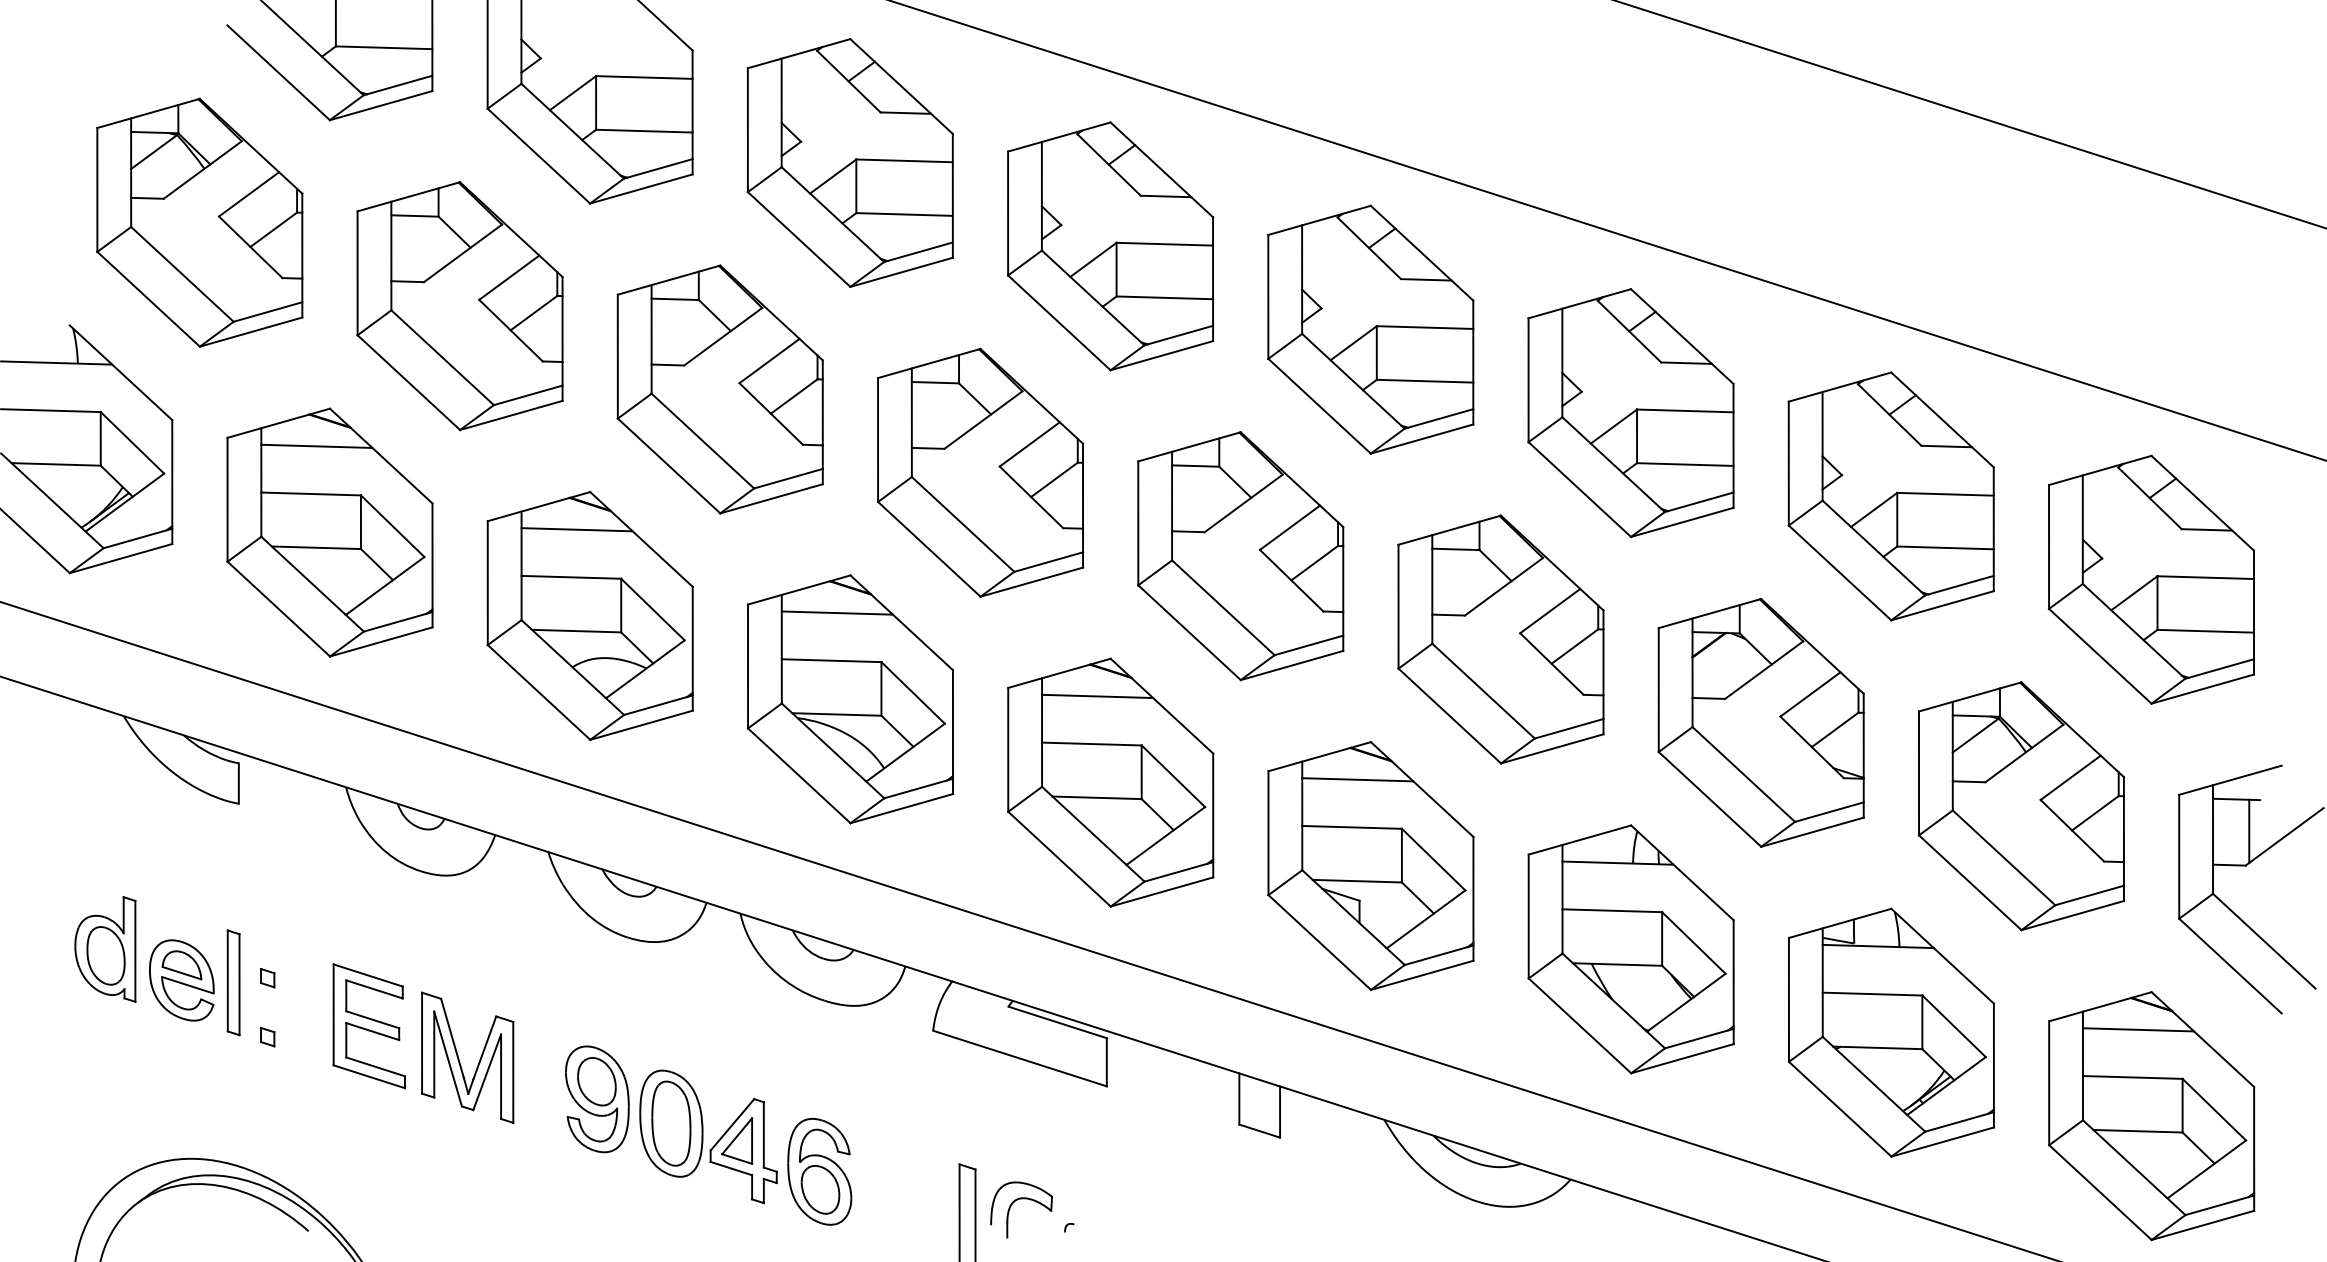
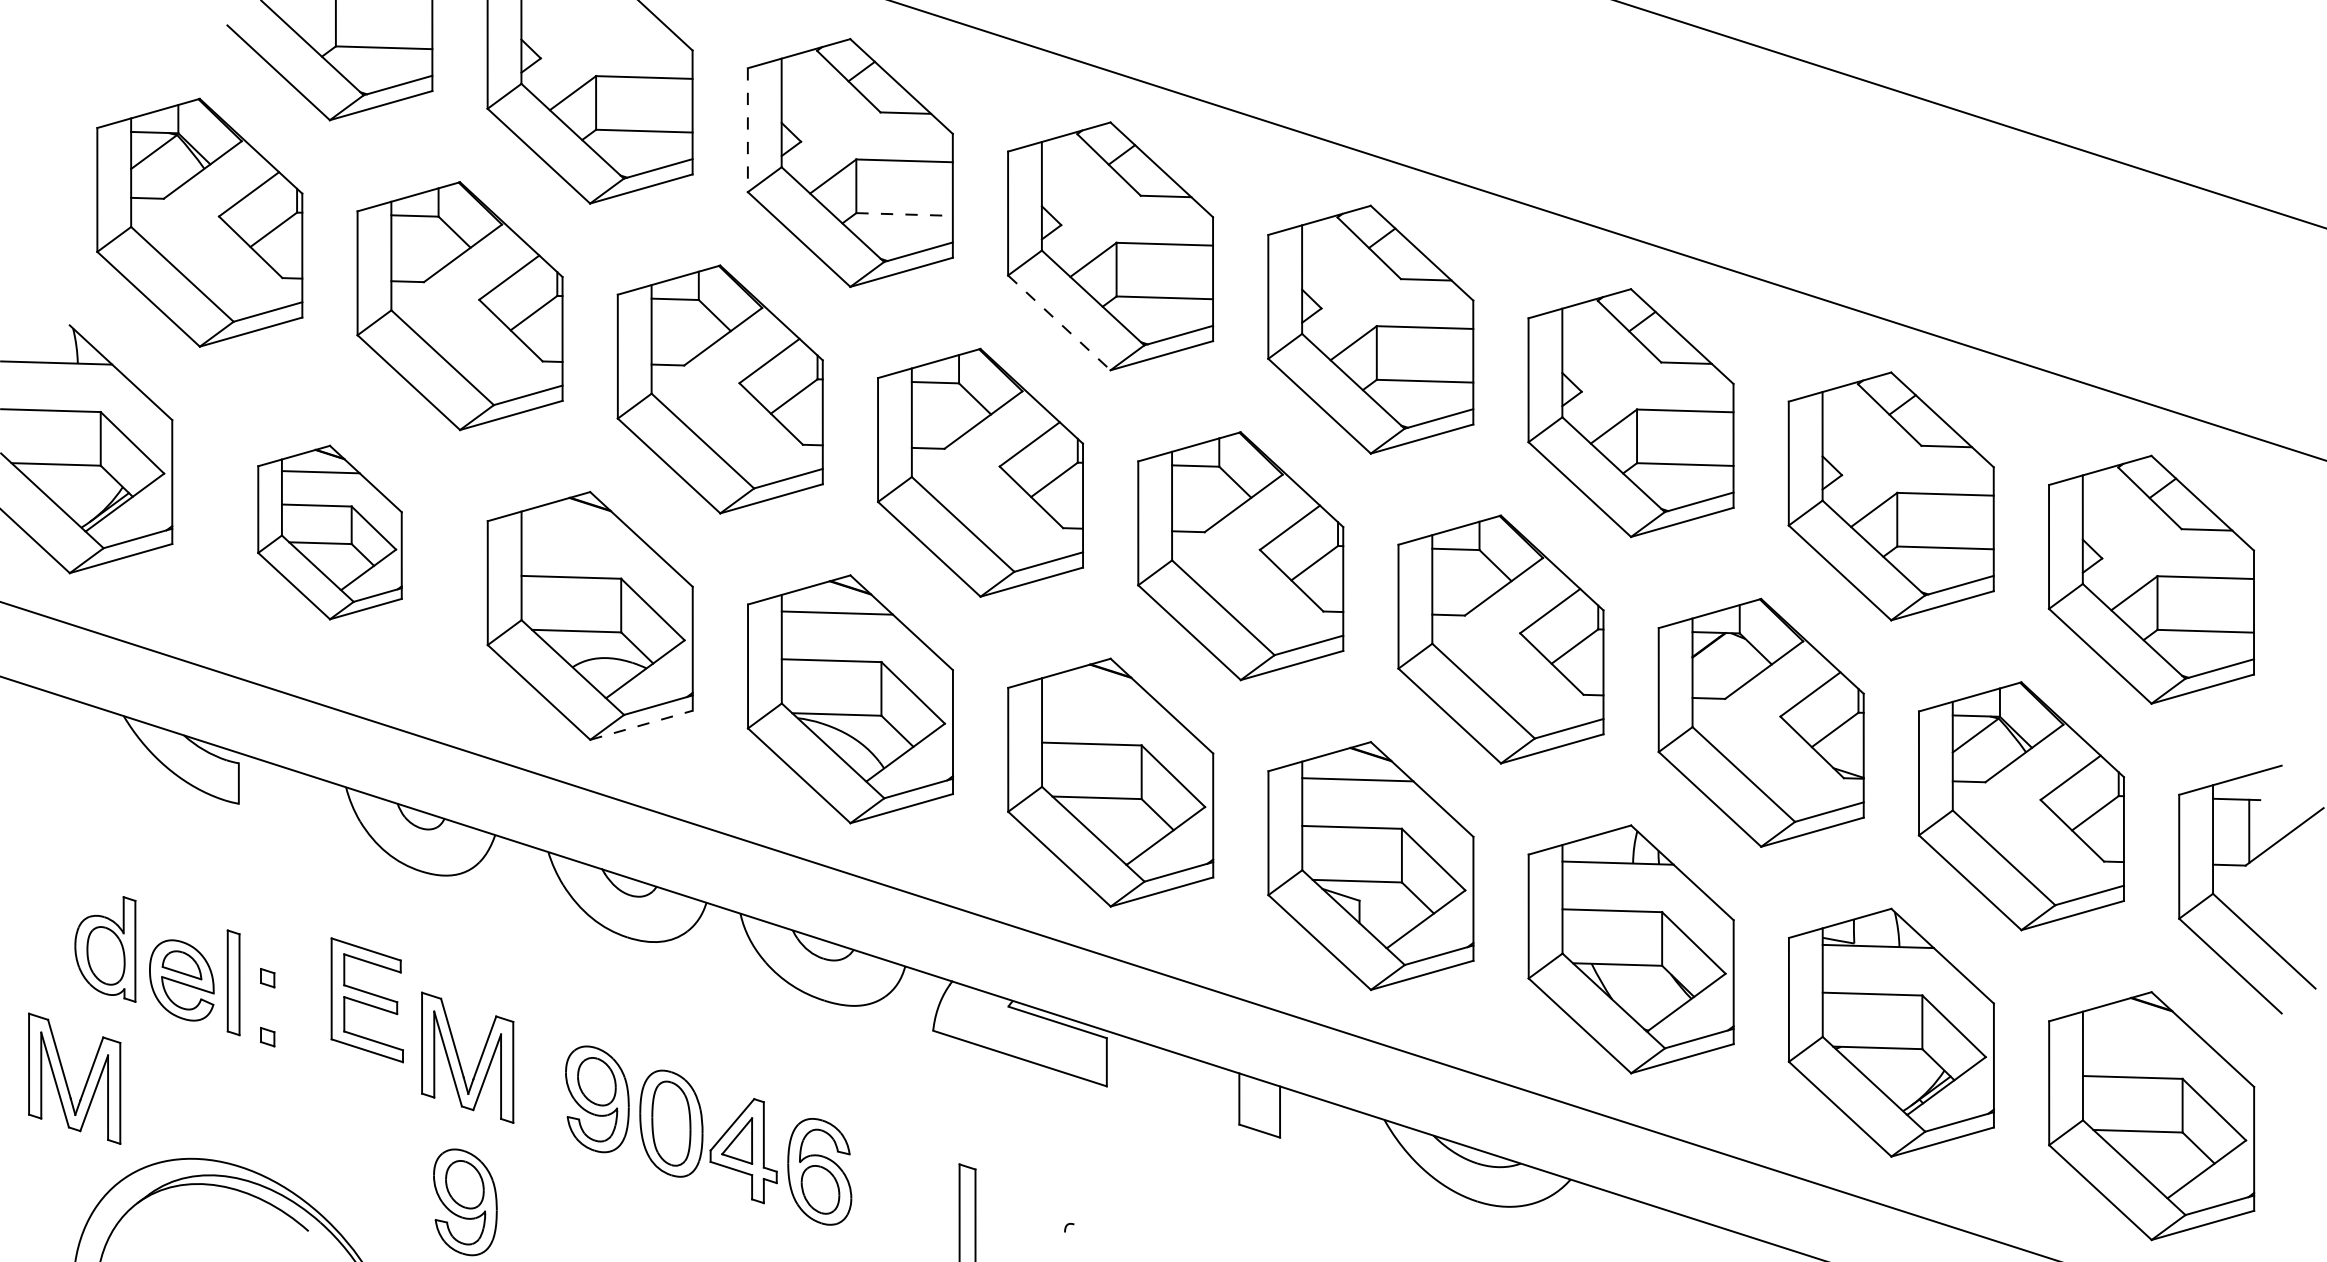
line: solid -> dashed (747, 130)
line: solid -> dashed (905, 214)
line: solid -> dashed (1059, 322)
line: present -> none (576, 529)
part size: 208x251 px -> 146x177 px (329, 532)
line: present -> none (1097, 696)
line: solid -> dashed (642, 725)
part position: (368, 1026) -> (366, 1000) (366, 1000)
line: present -> none (2138, 1029)
part: none -> present (66, 1079)
part: present -> none (1017, 1200)
part: none -> present (465, 1202)
